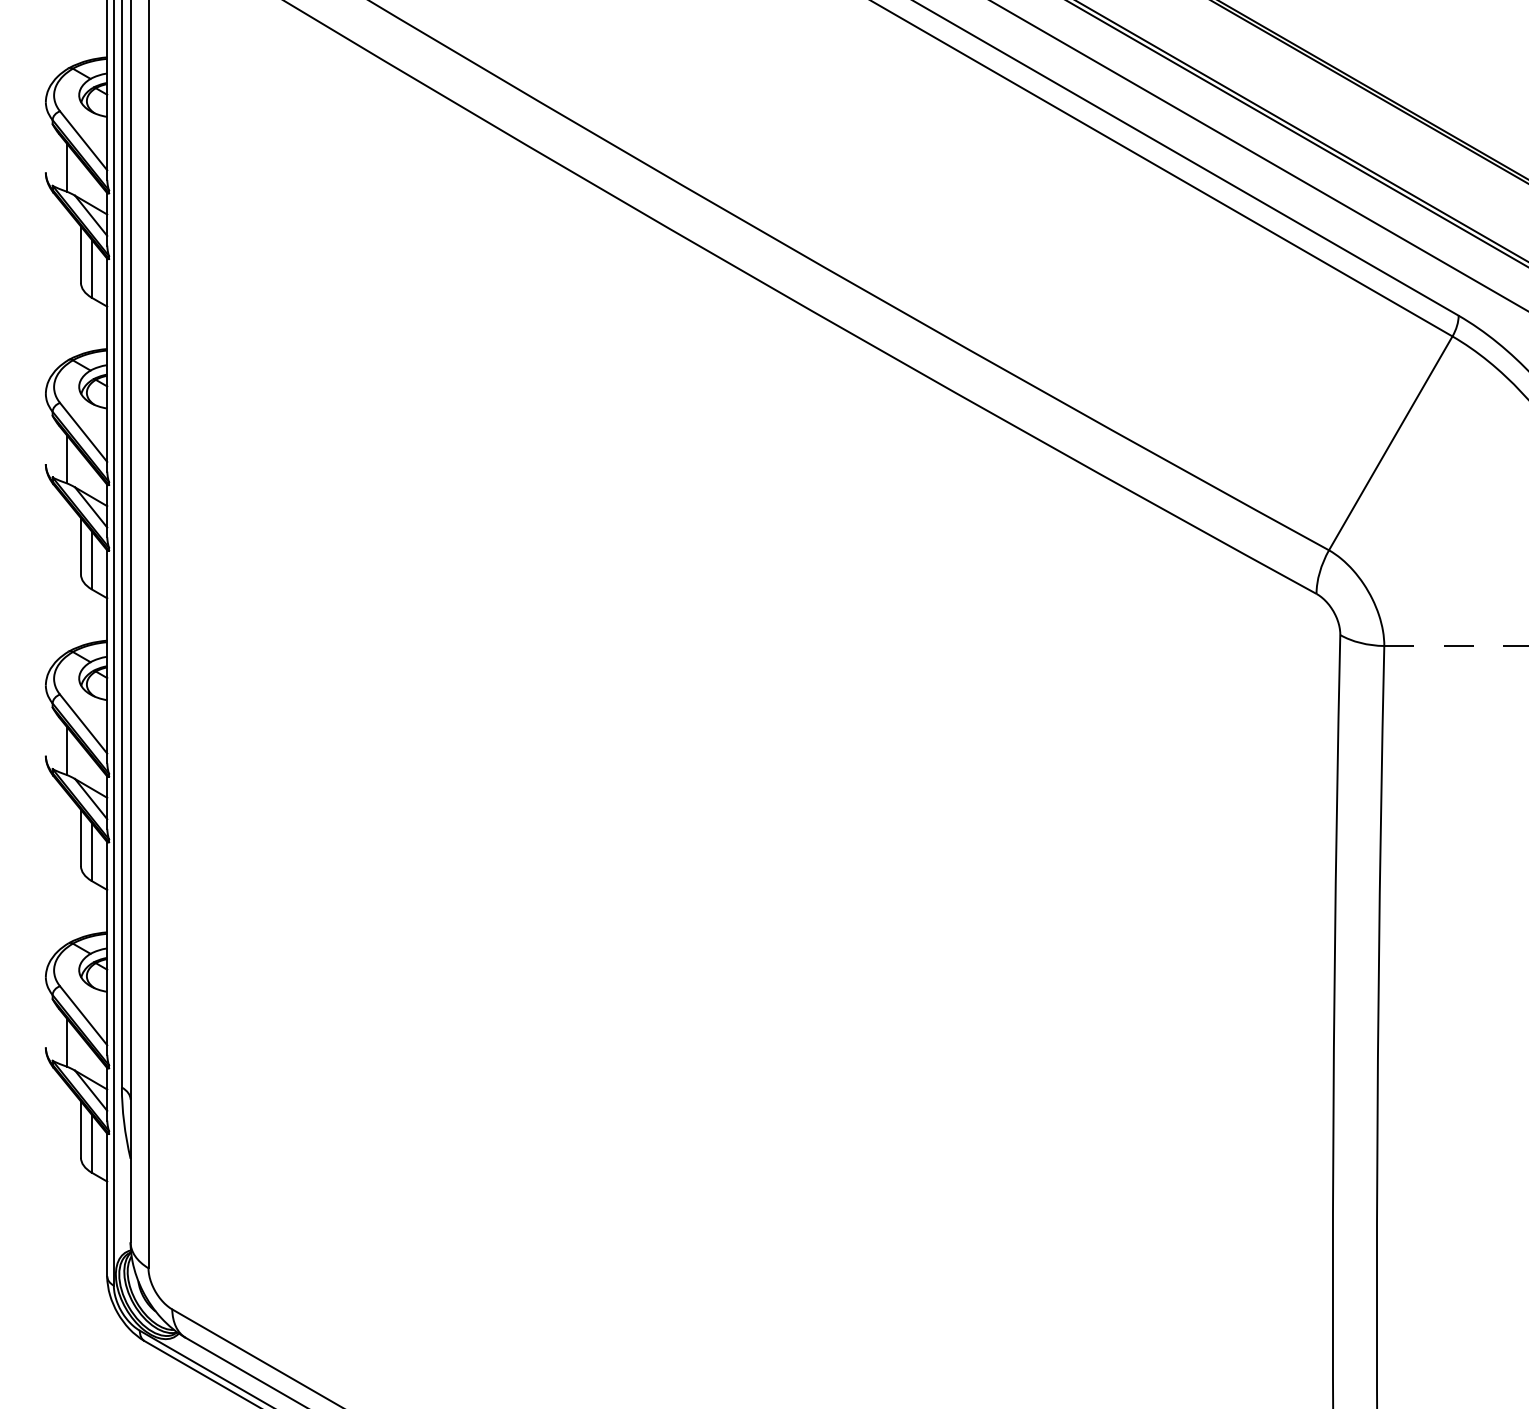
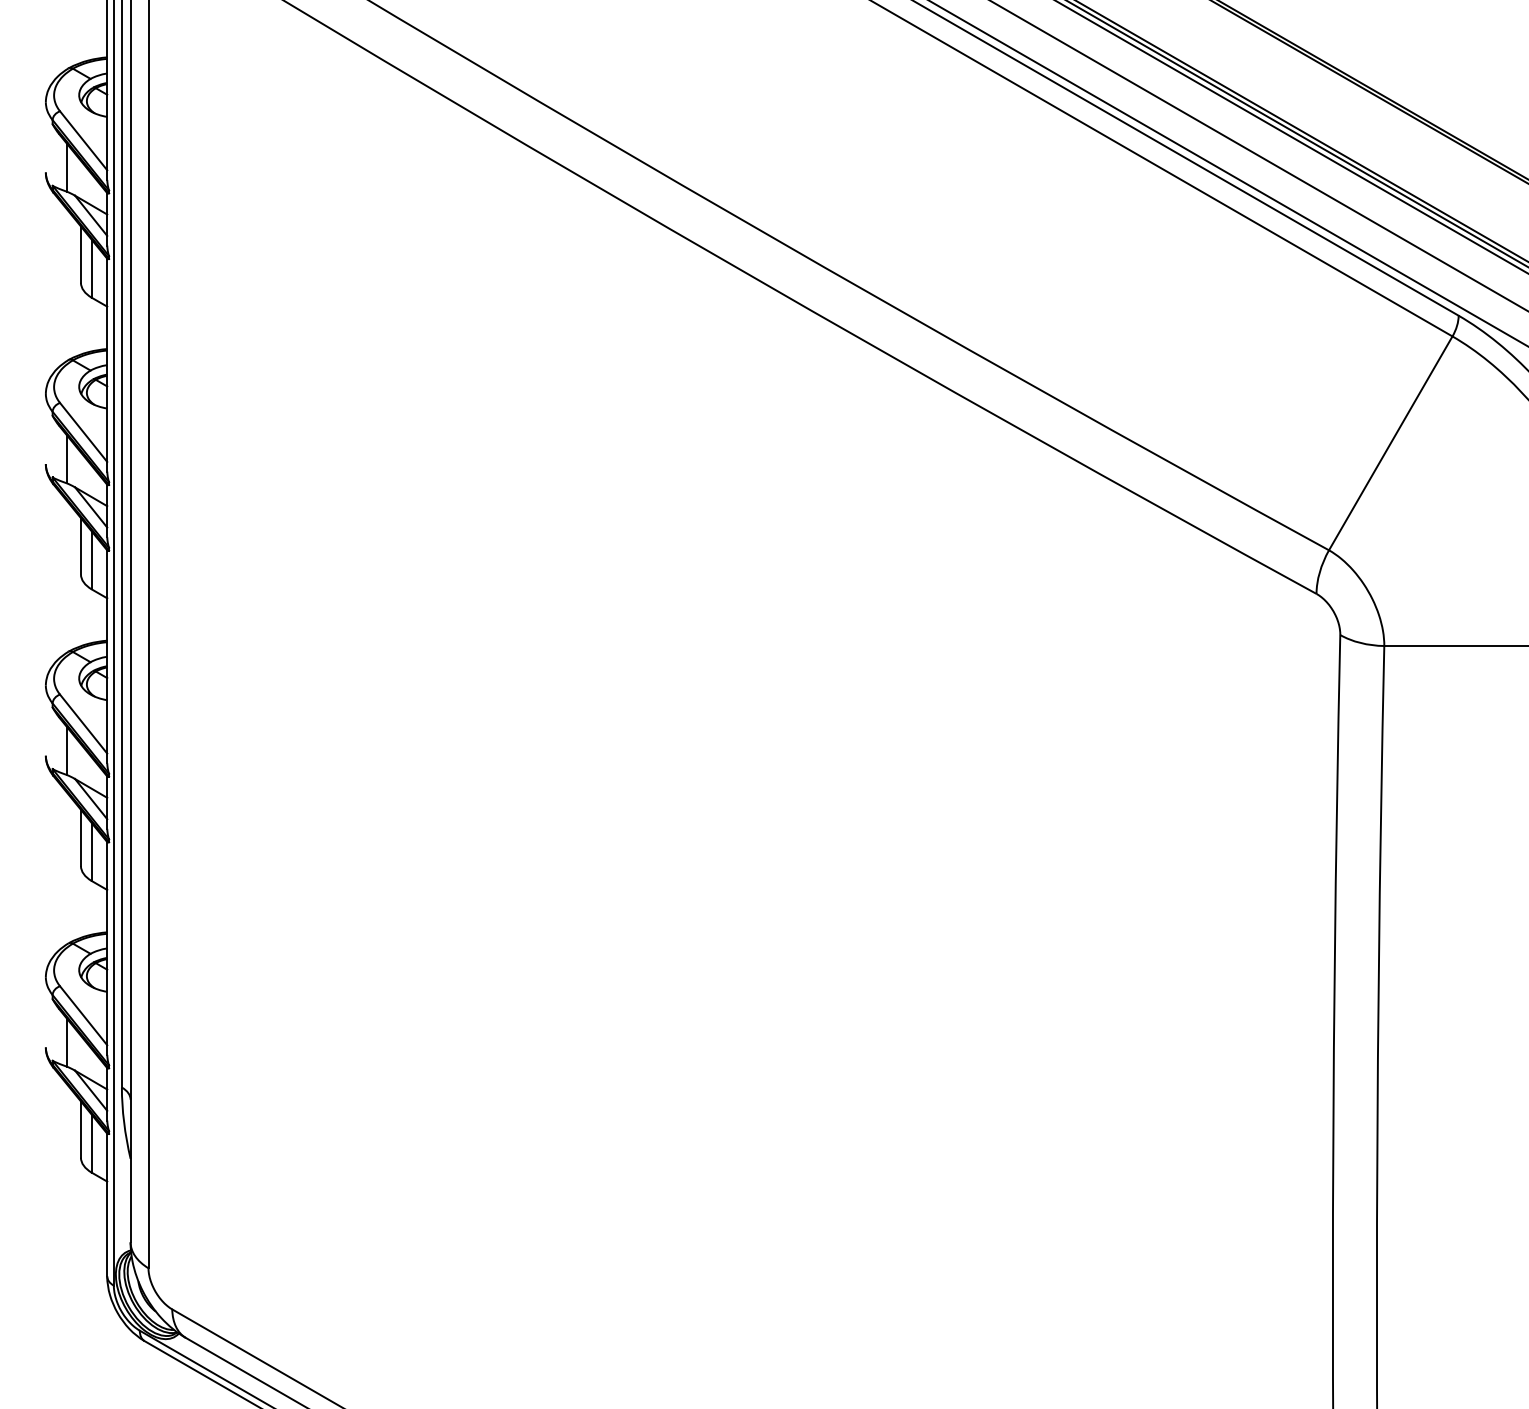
line: none -> present (1291, 137)
line: none -> present (1228, 173)
line: dashed -> solid (1456, 646)
